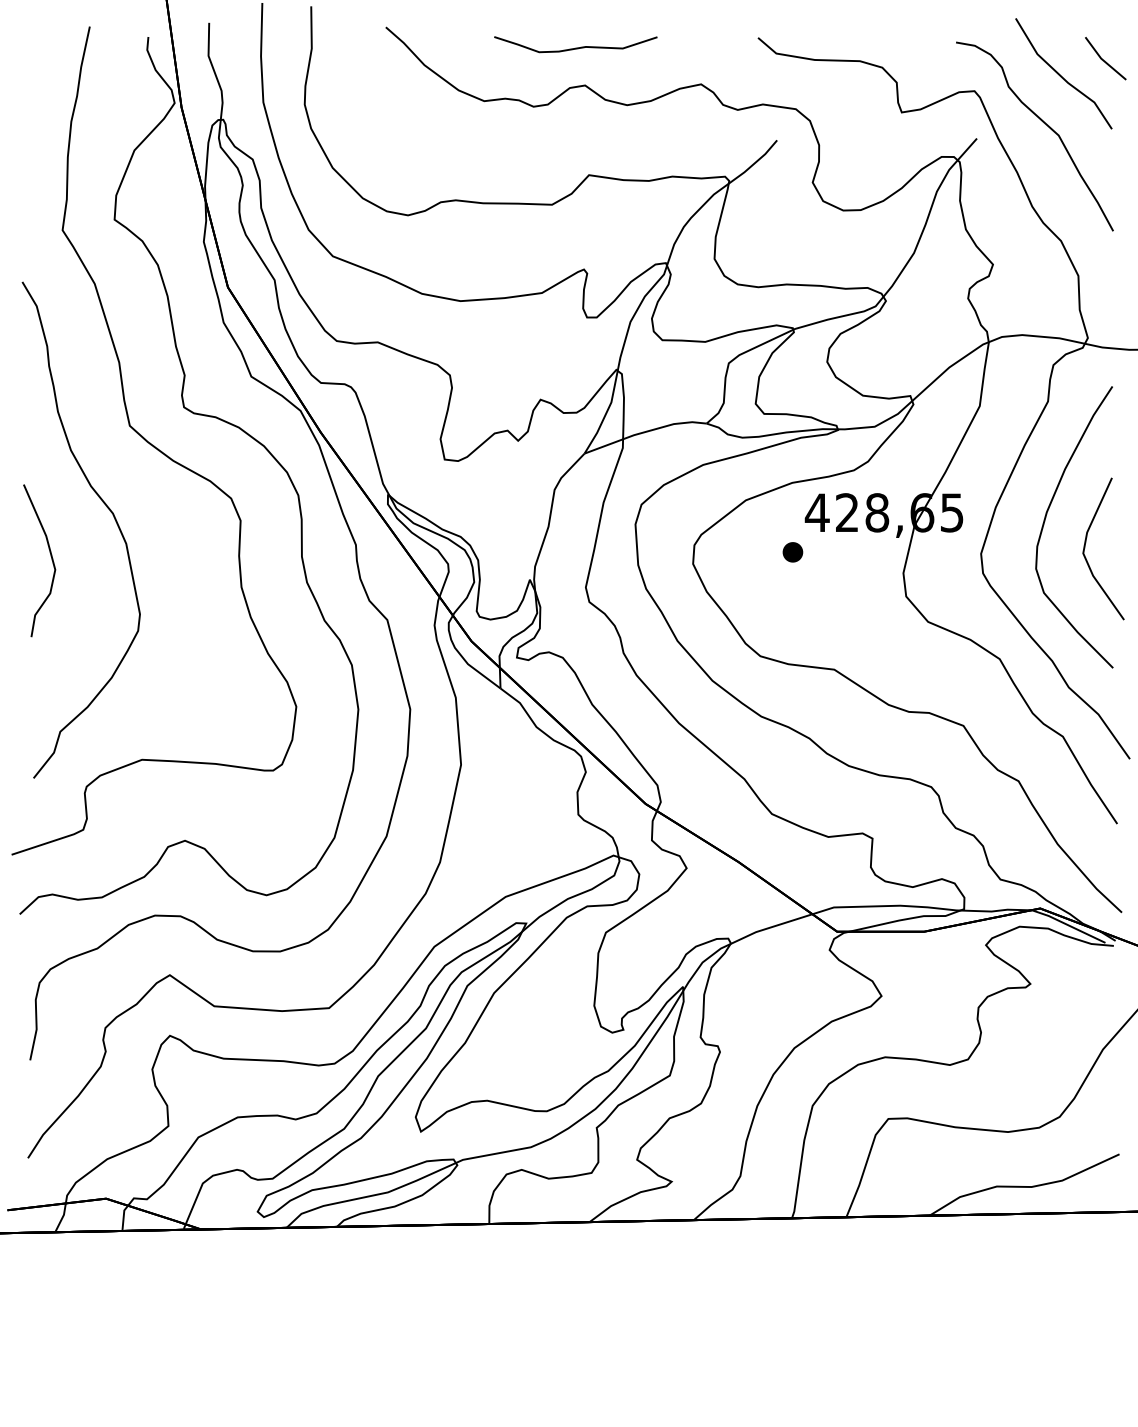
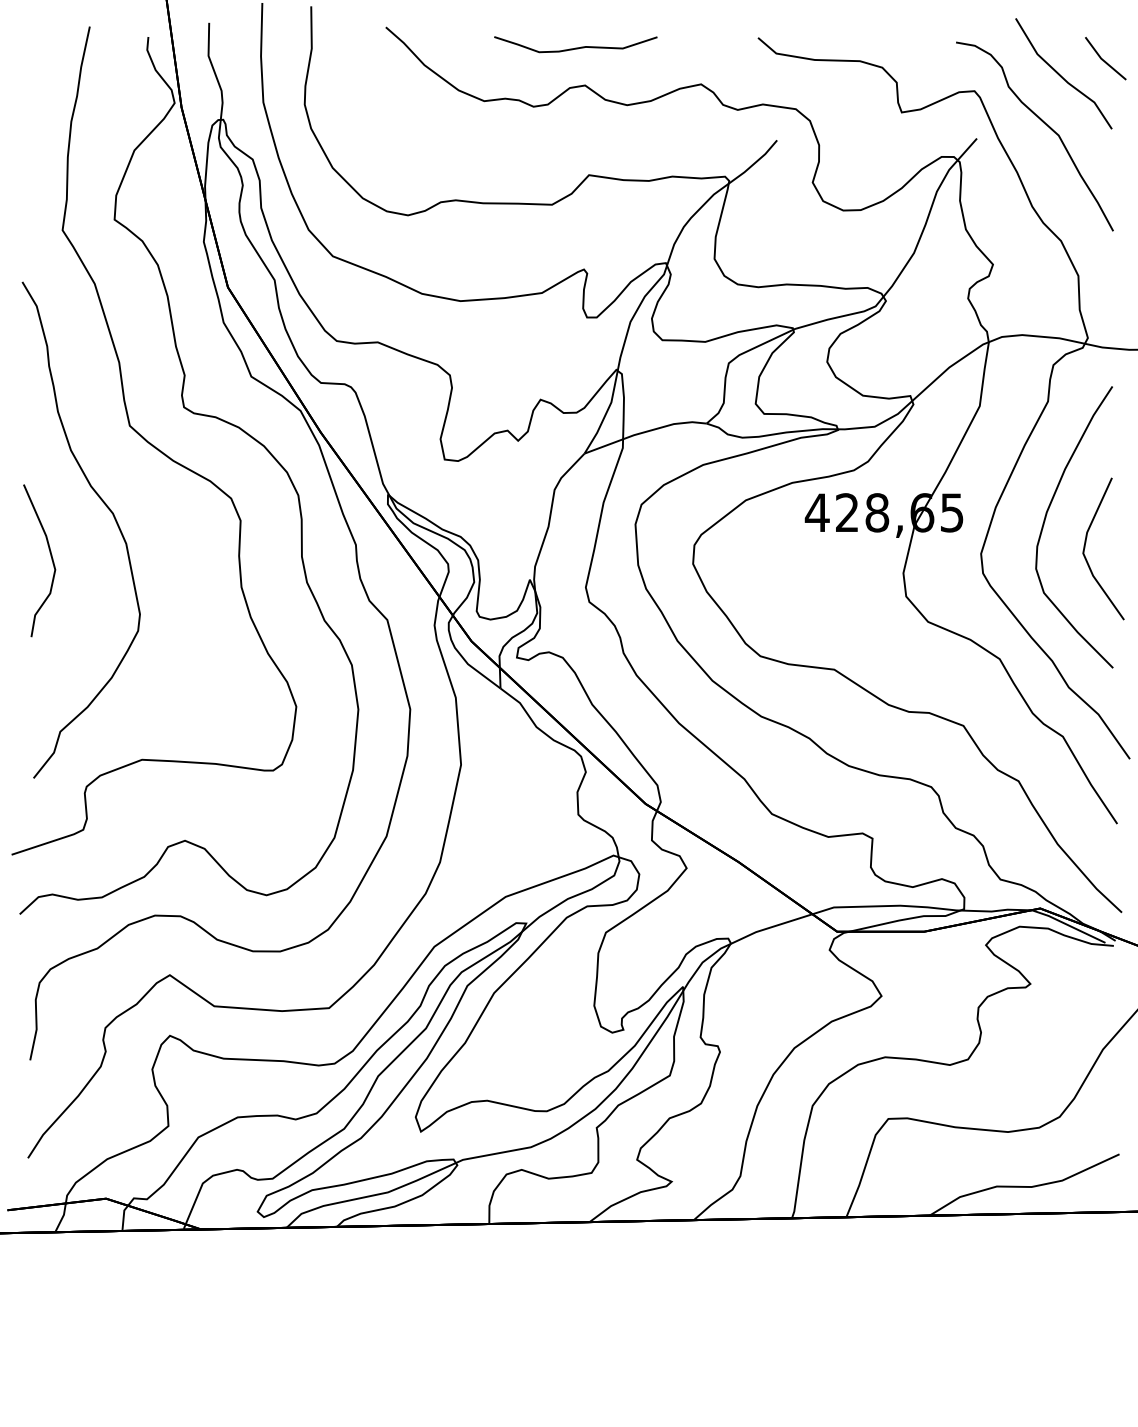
part: present -> none (792, 552)
